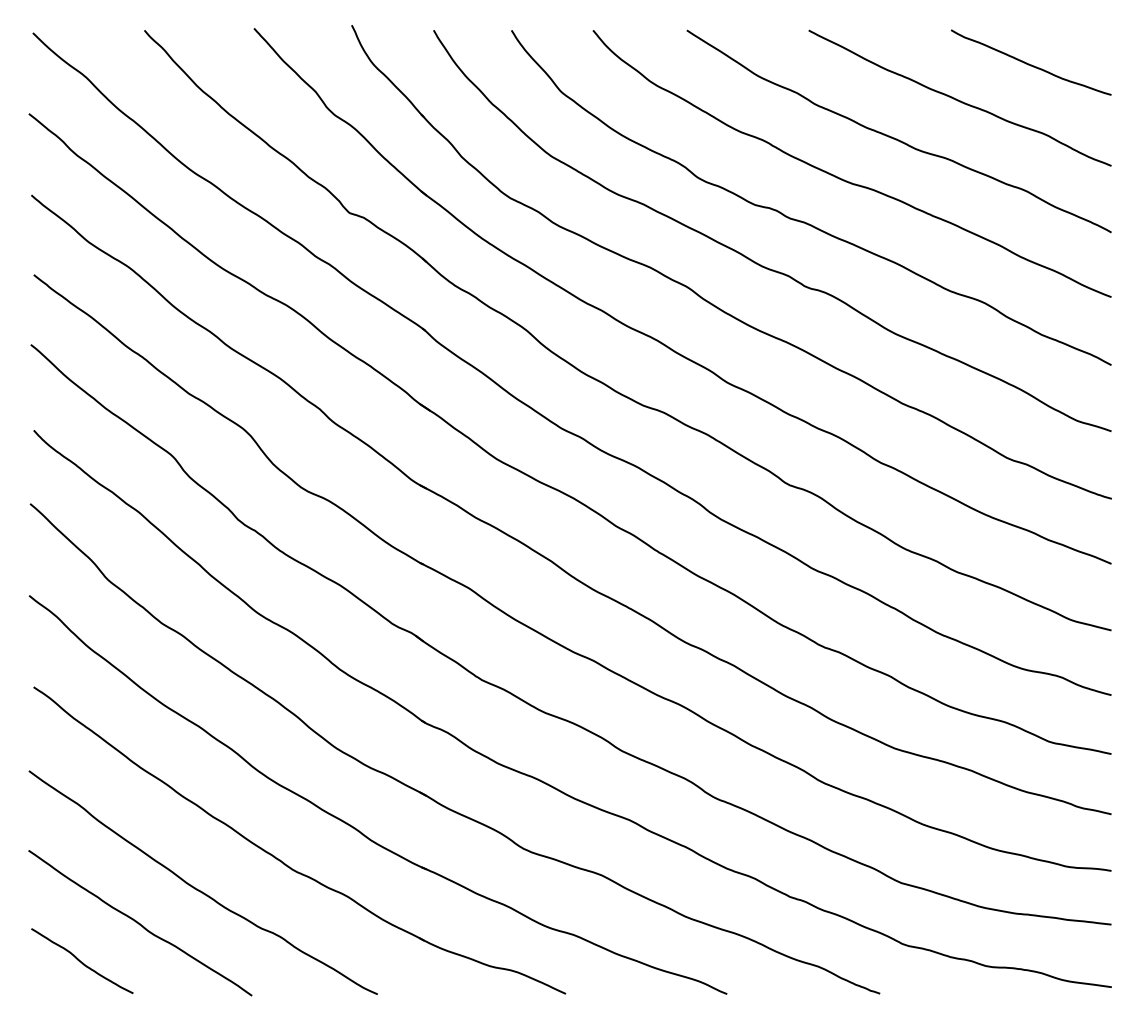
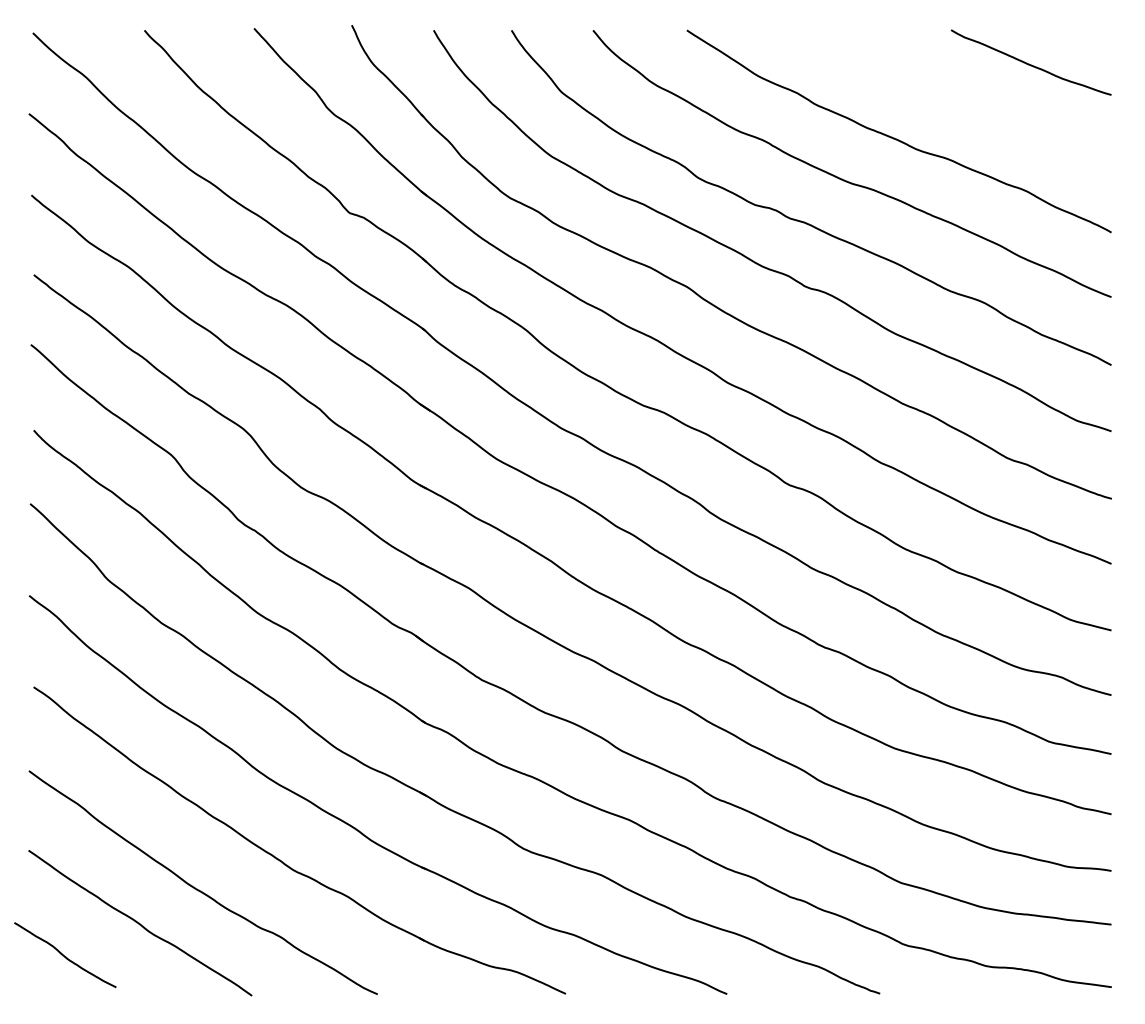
curve: present -> none (958, 99)
curve position: (81, 961) -> (64, 955) (64, 955)
